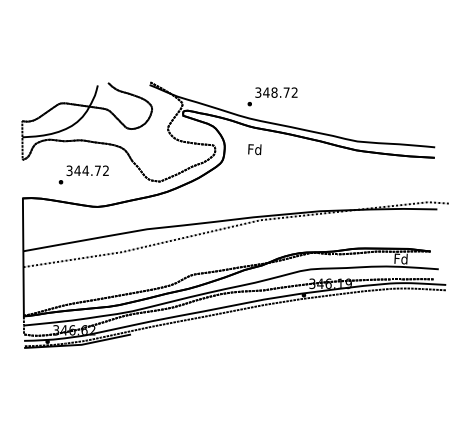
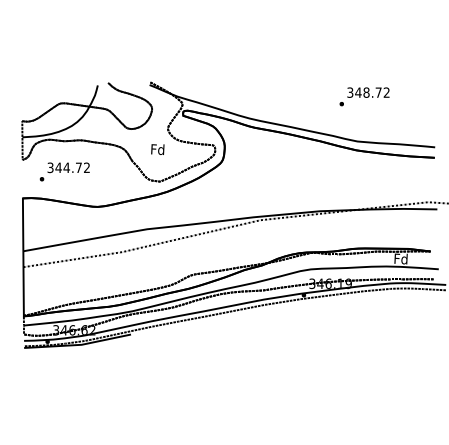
text position: (272, 96) -> (364, 96) (364, 96)
text position: (254, 149) -> (157, 149) (157, 149)
text position: (83, 174) -> (64, 171) (64, 171)
